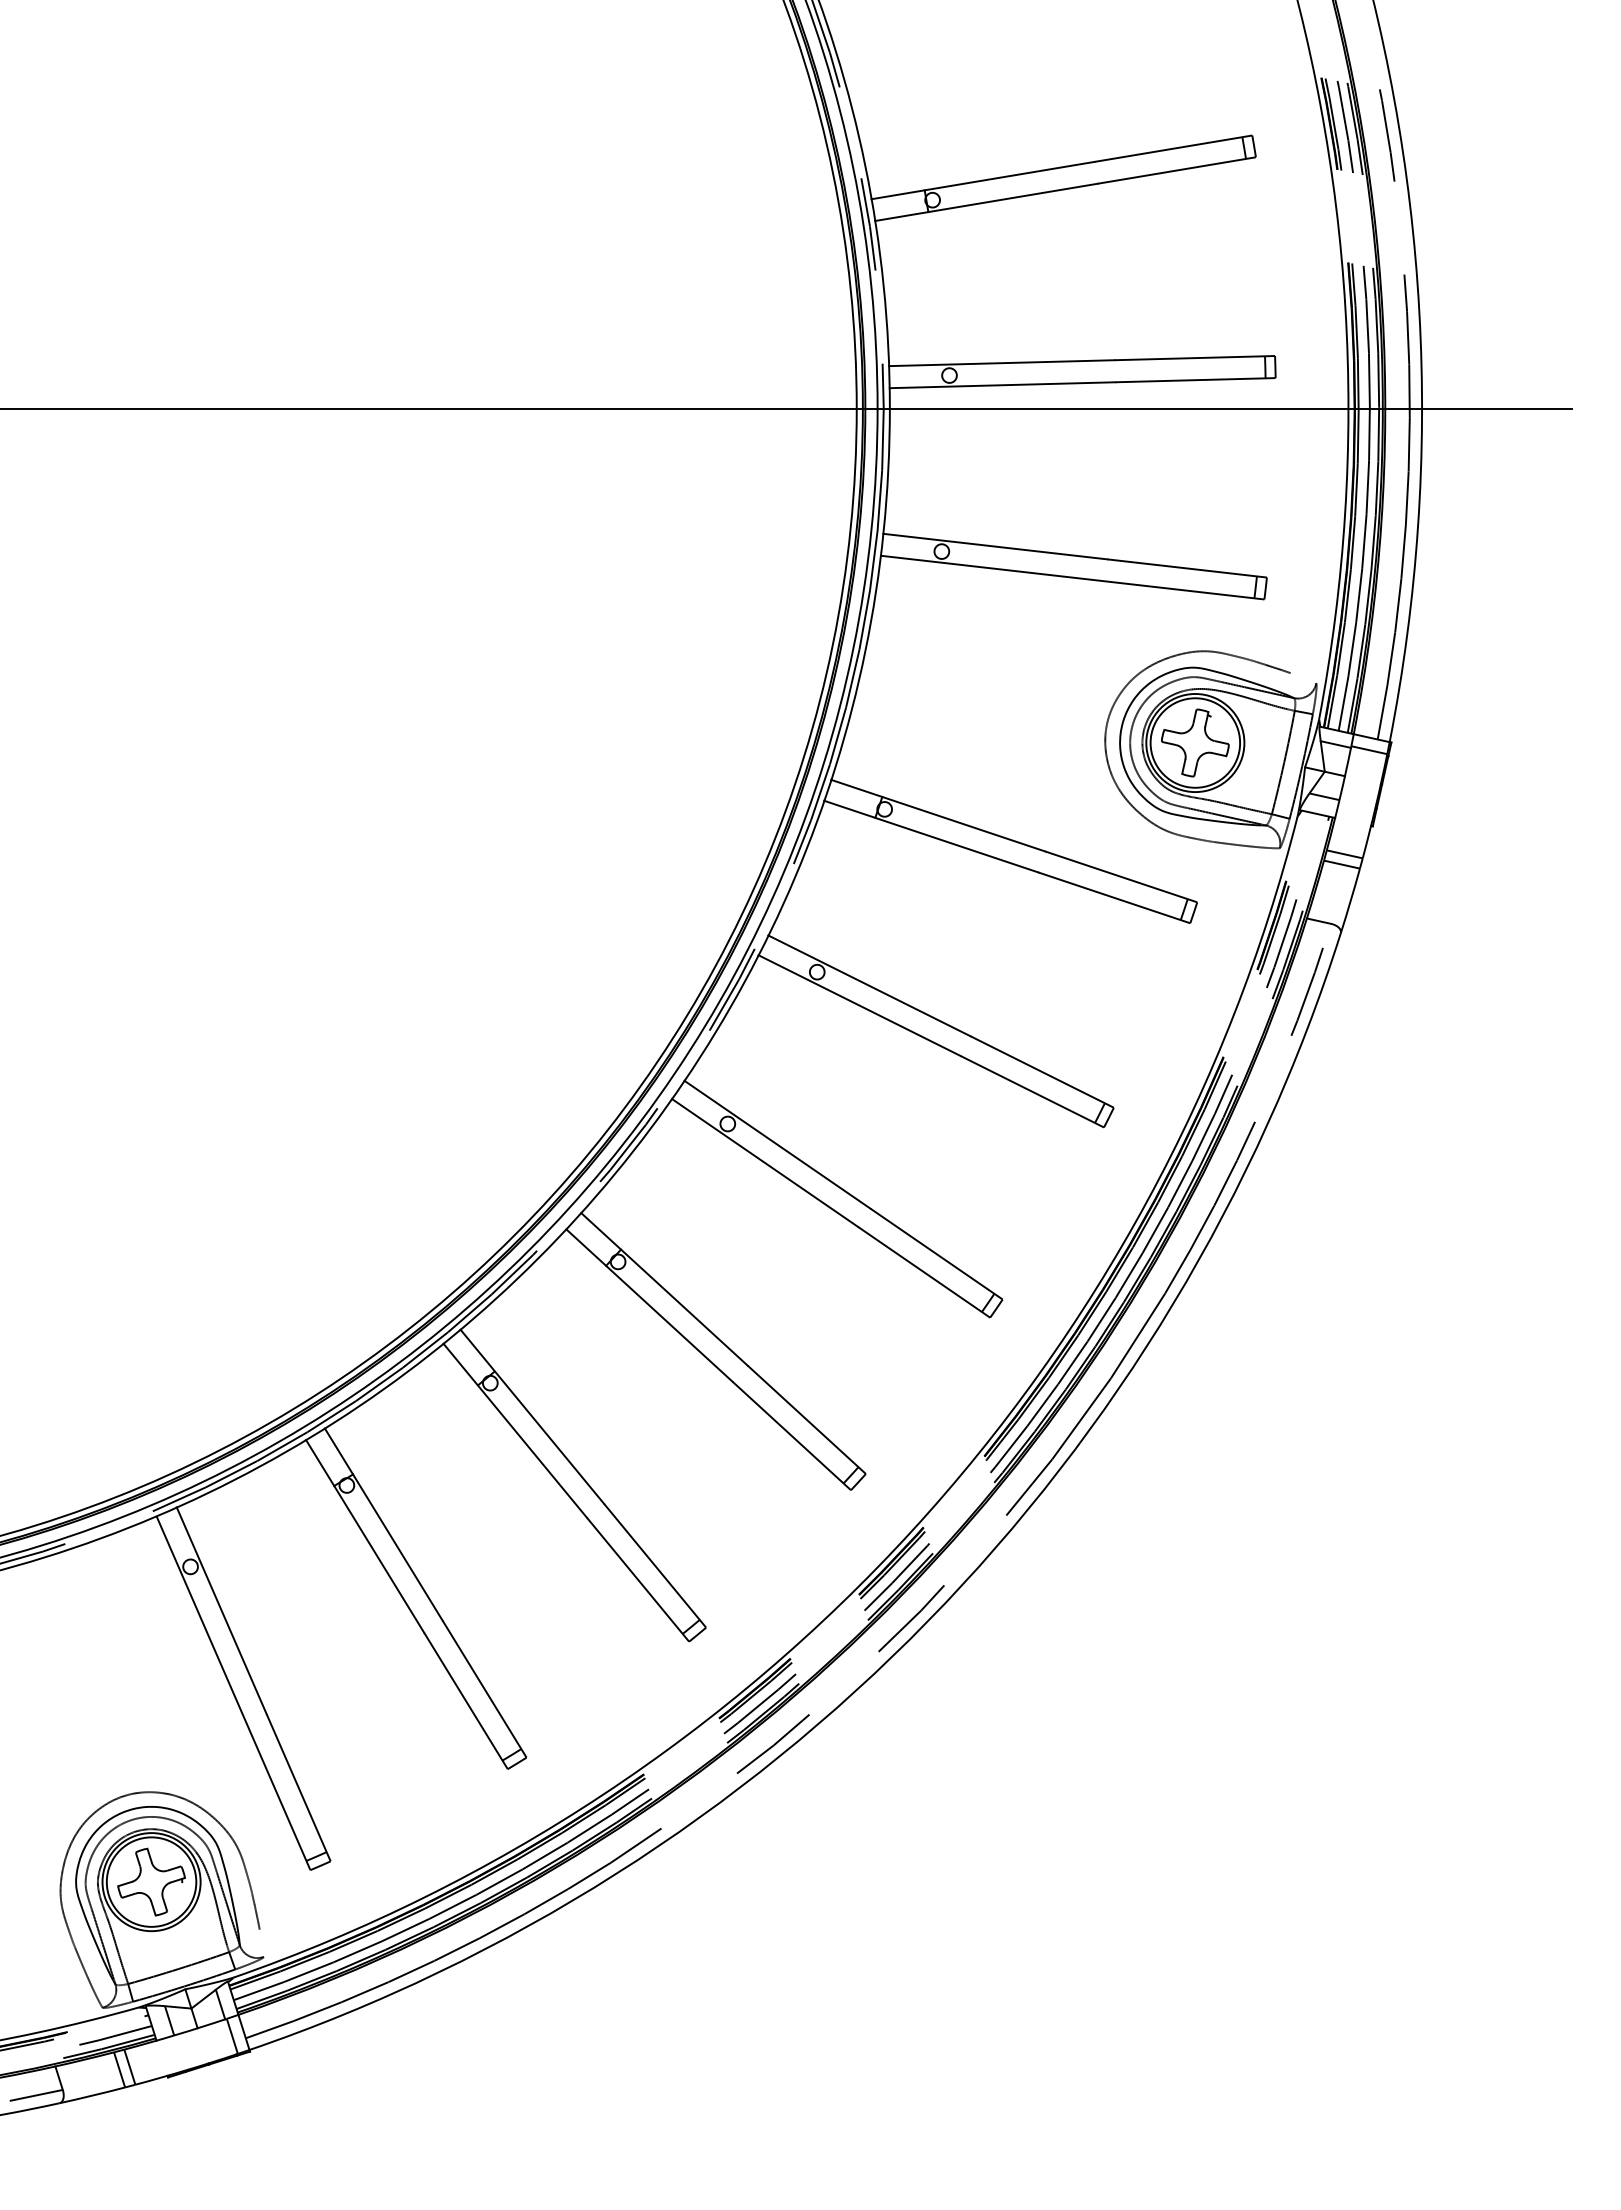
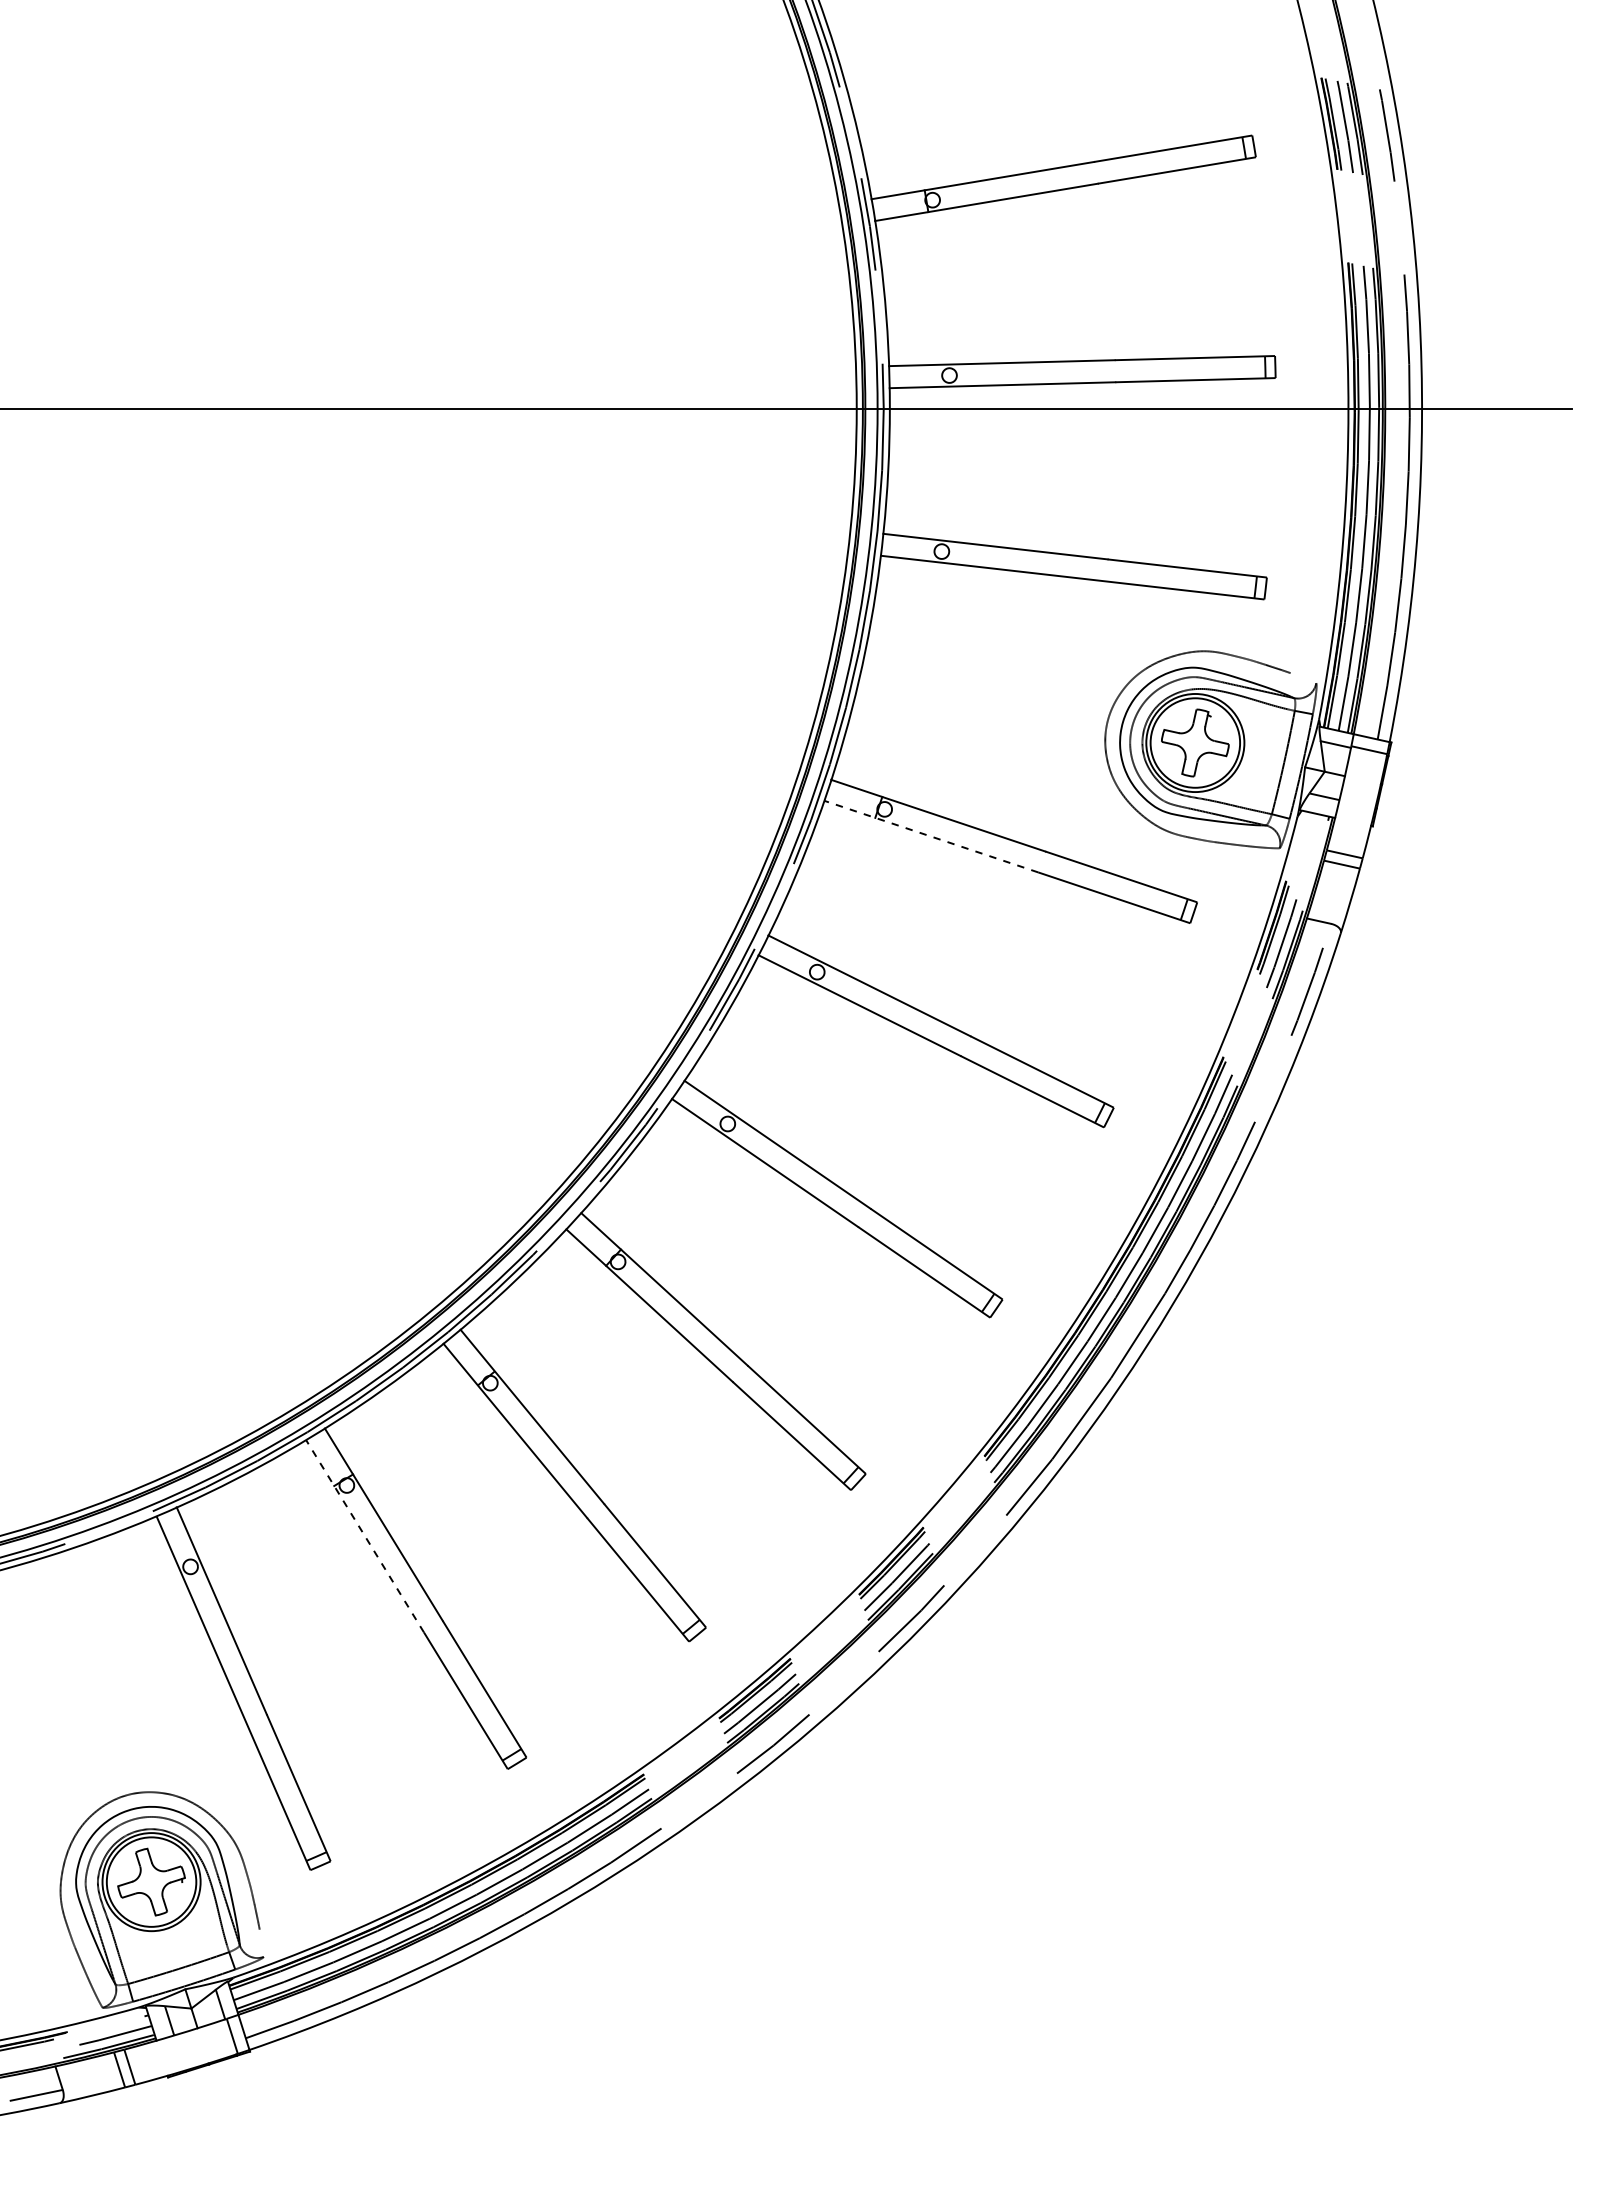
line: solid -> dashed (931, 836)
line: solid -> dashed (365, 1536)
